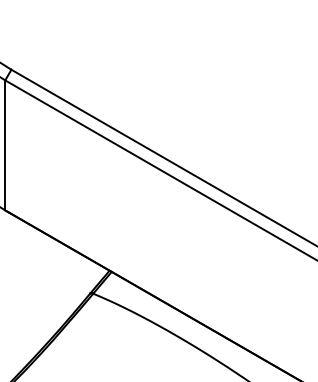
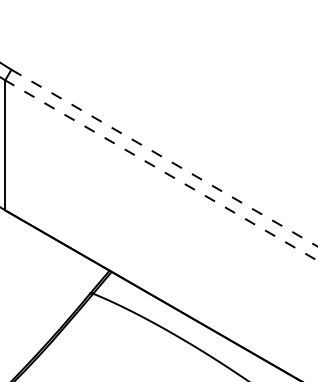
line: solid -> dashed (164, 158)
line: solid -> dashed (160, 170)
